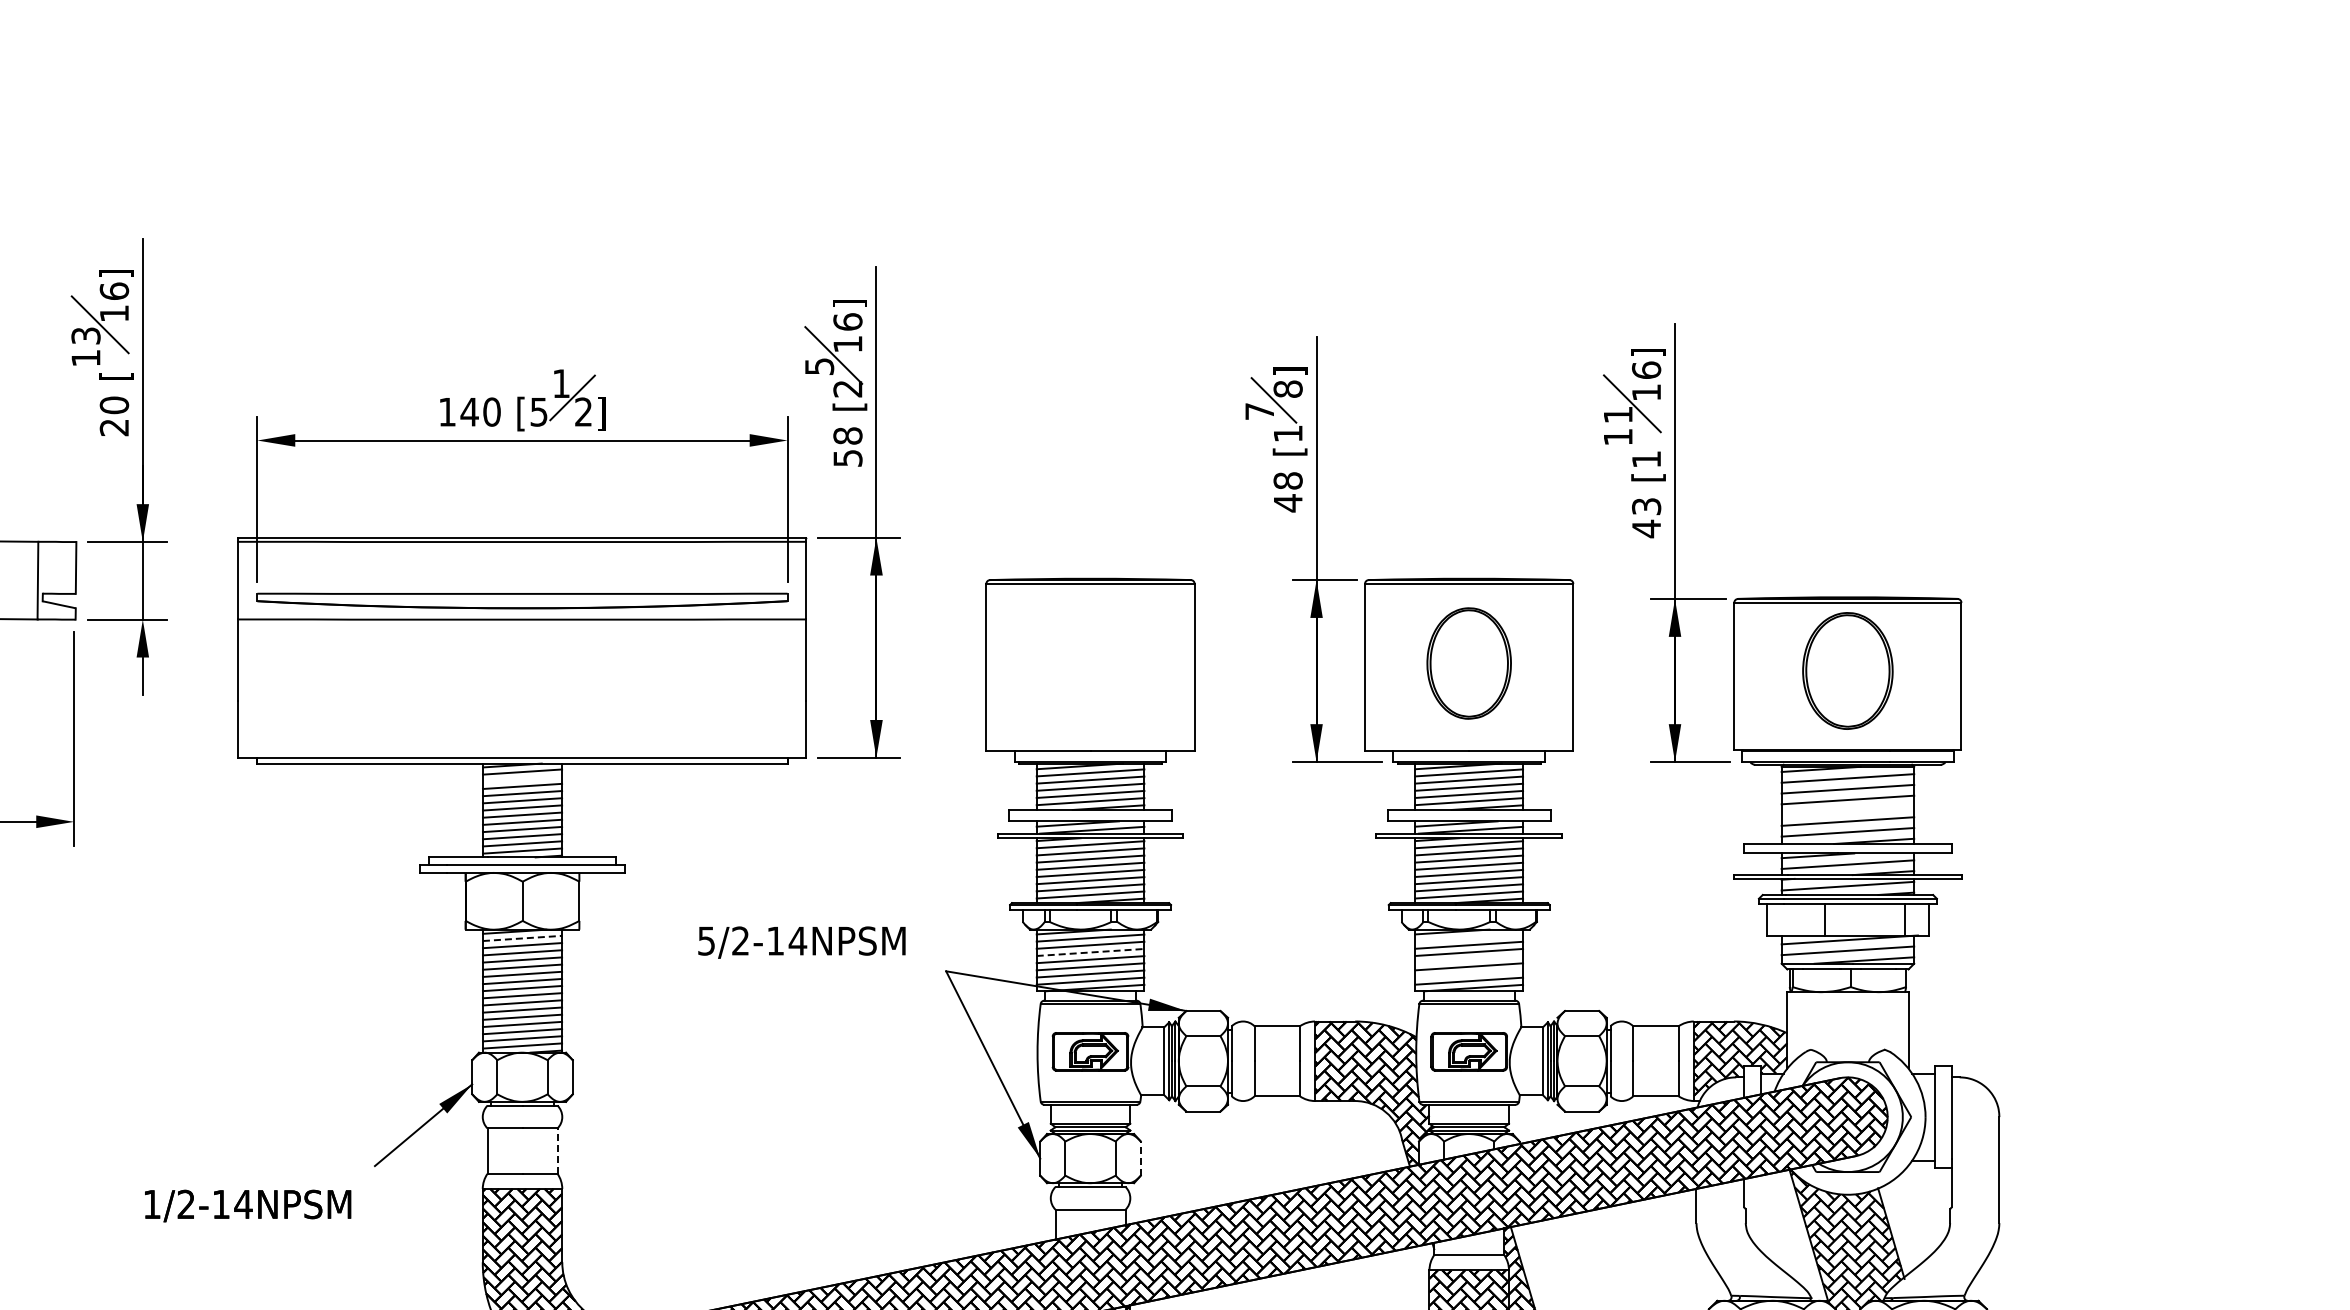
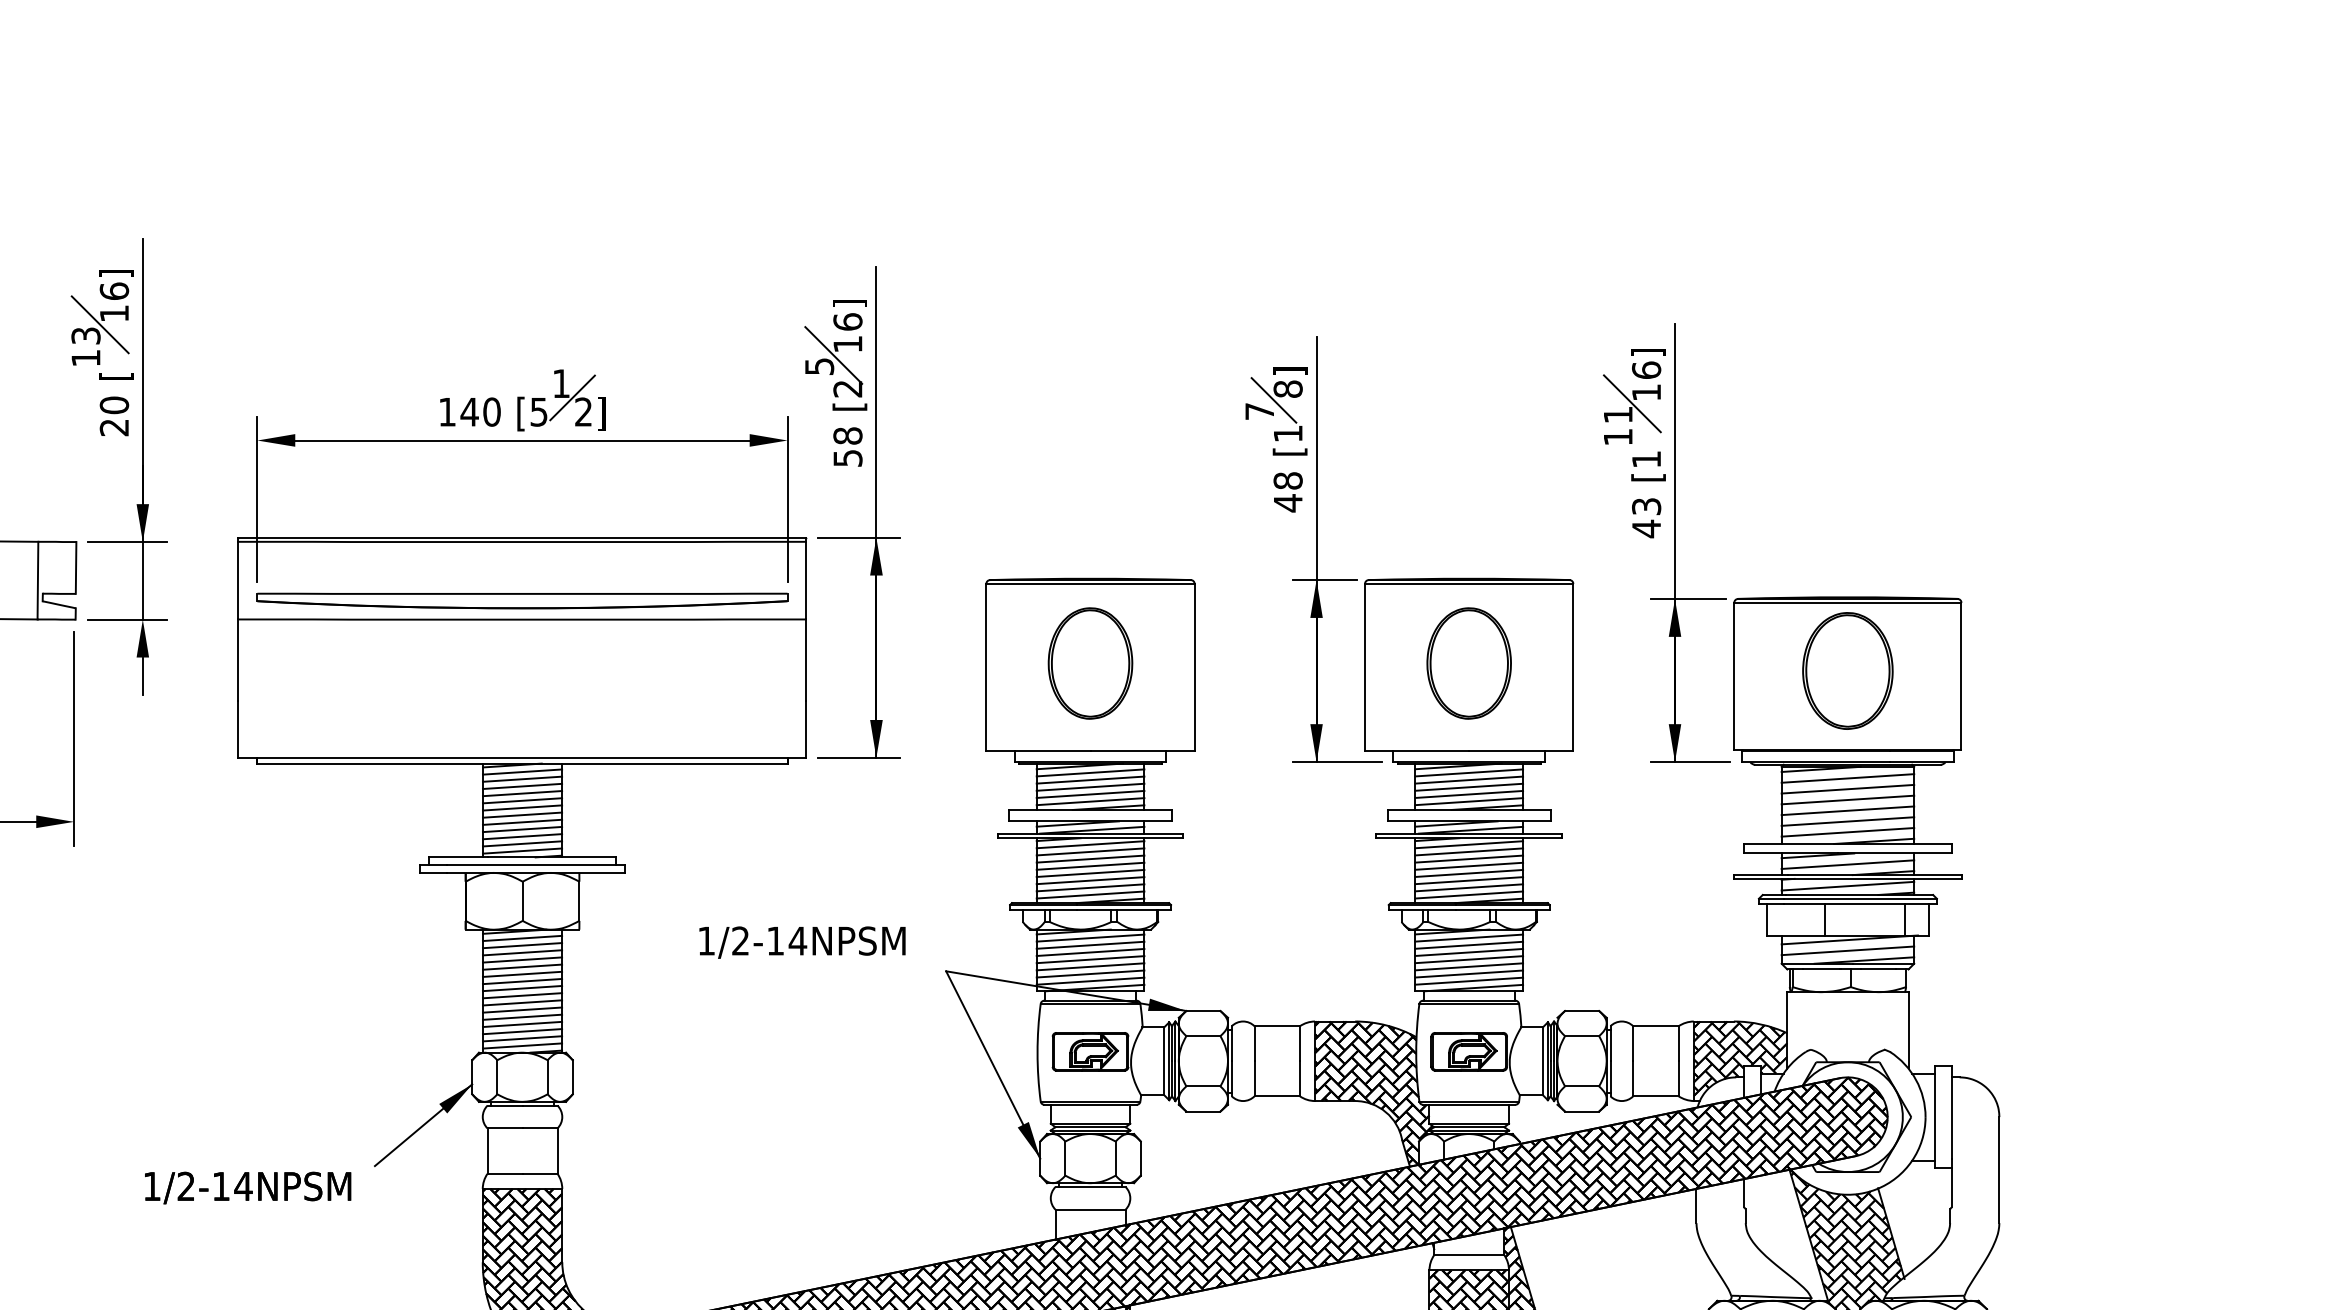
part: none -> present (1090, 663)
line: none -> present (522, 778)
line: none -> present (1847, 810)
line: none -> present (1469, 937)
line: dashed -> solid (522, 938)
text: 5/2-14NPSM -> 1/2-14NPSM (706, 940)
line: dashed -> solid (1090, 952)
line: none -> present (1469, 959)
line: none -> present (1469, 973)
line: dashed -> solid (557, 1151)
line: dashed -> solid (1140, 1158)
text position: (248, 1205) -> (248, 1187) (248, 1187)
